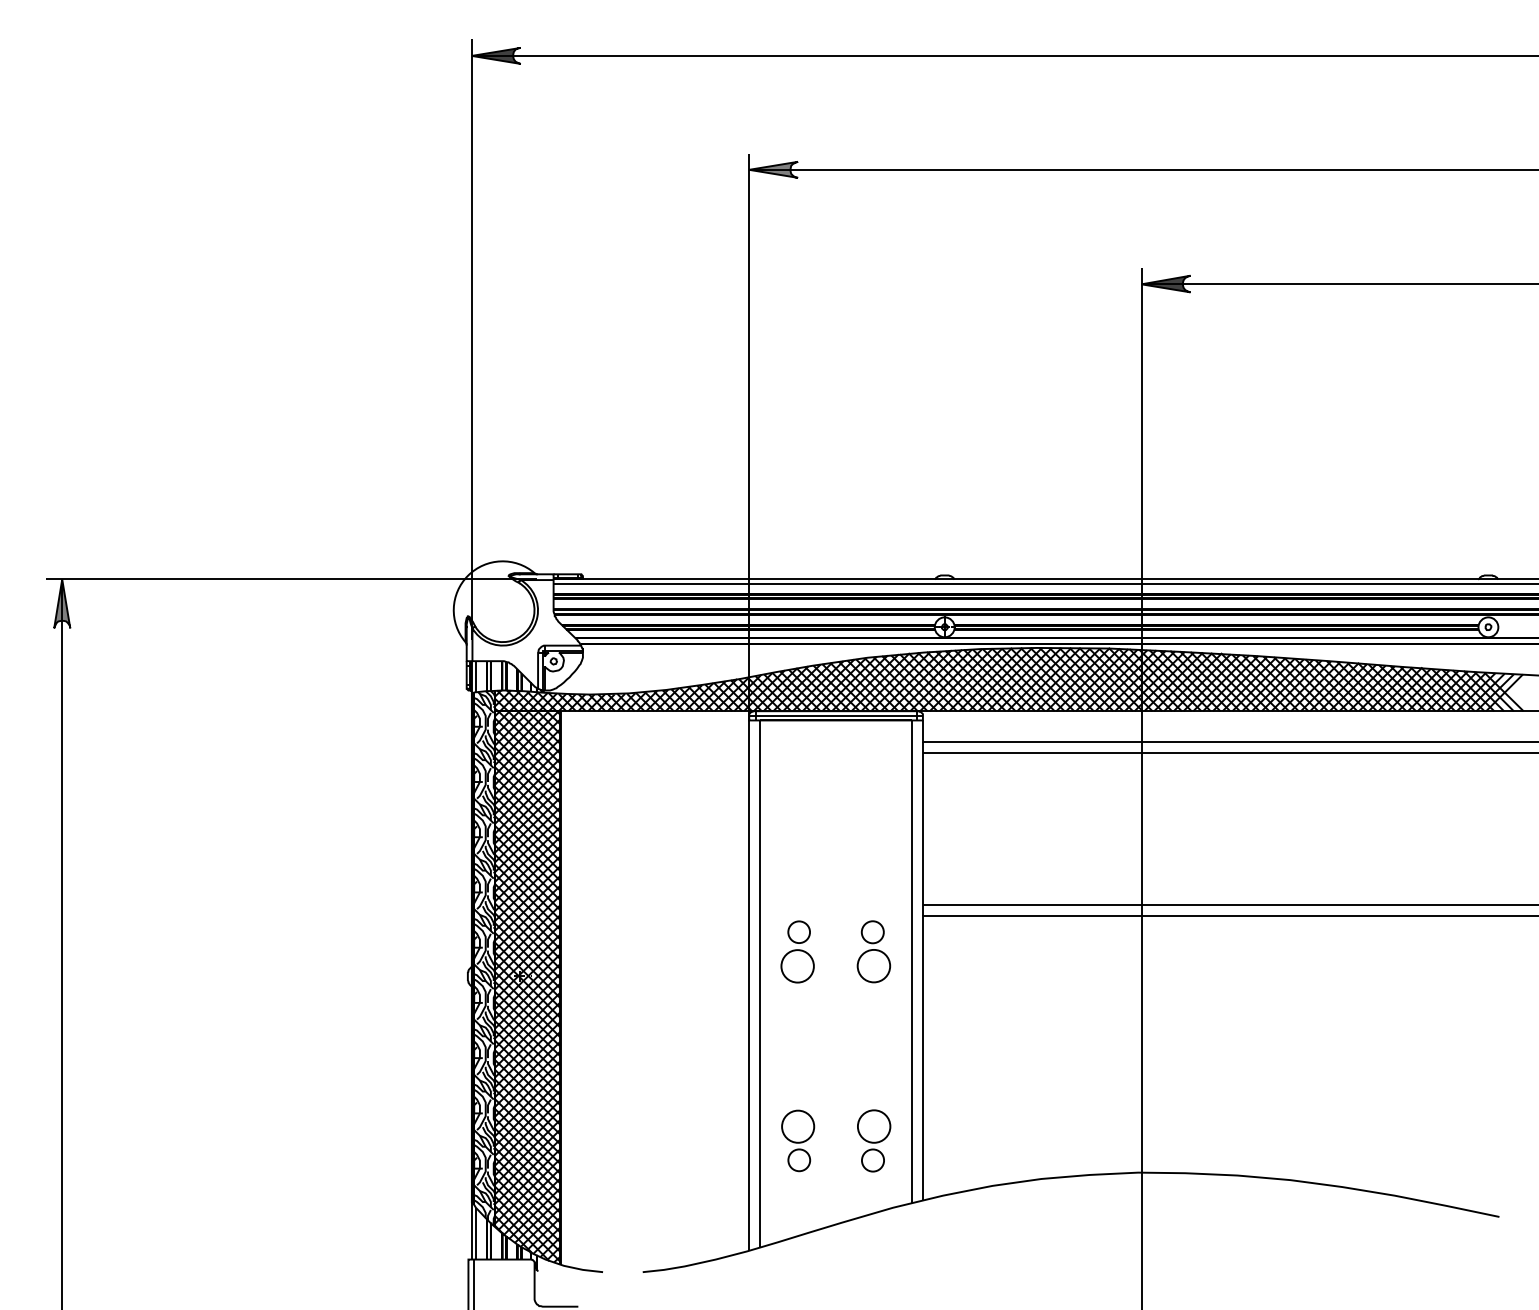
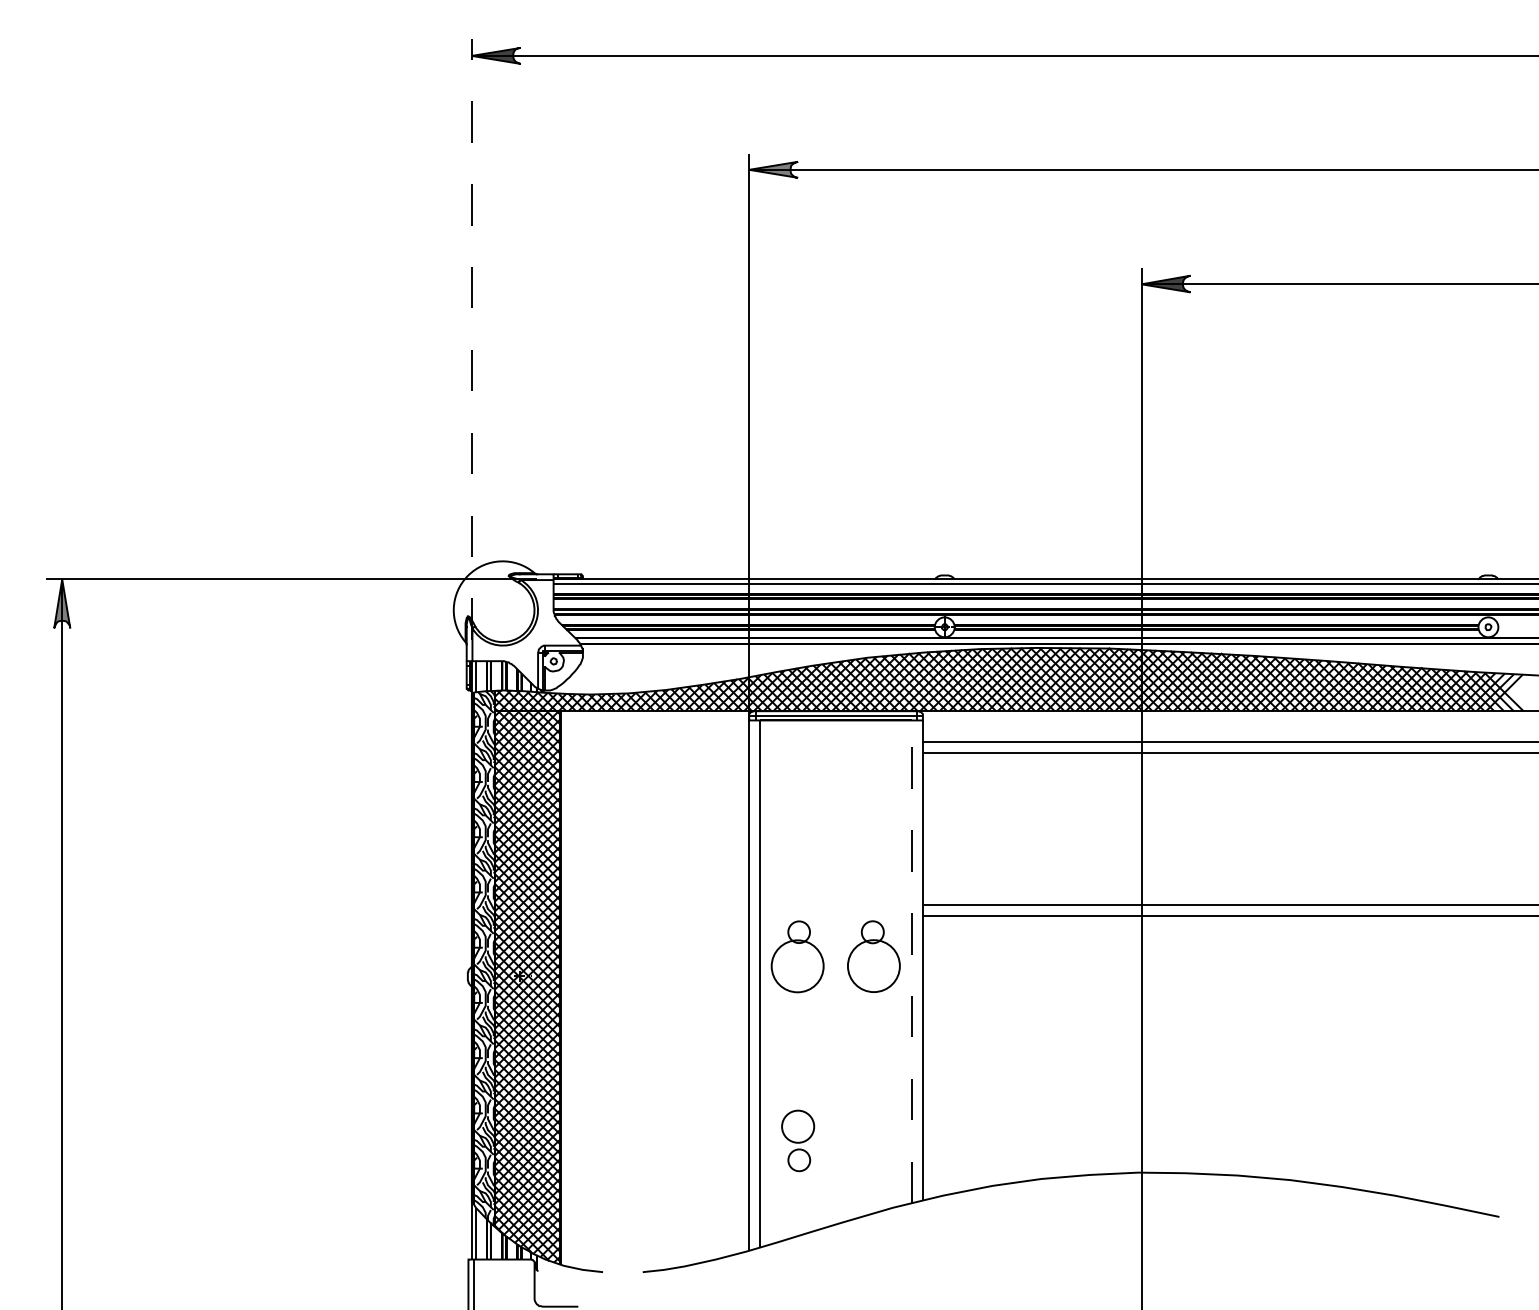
line: solid -> dashed (471, 339)
line: solid -> dashed (912, 961)
circle diameter: 32 px -> 52 px (873, 966)
circle diameter: 32 px -> 52 px (797, 966)
part: present -> none (874, 1140)
